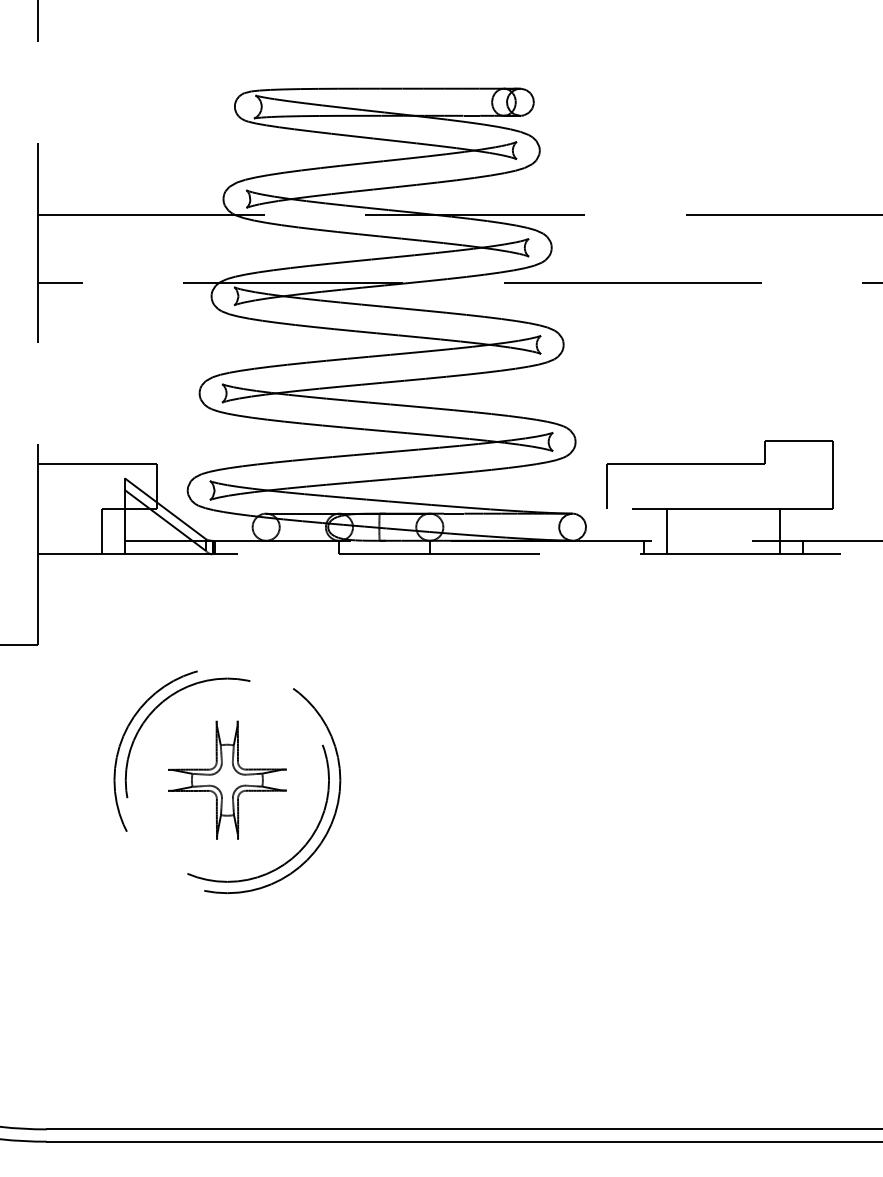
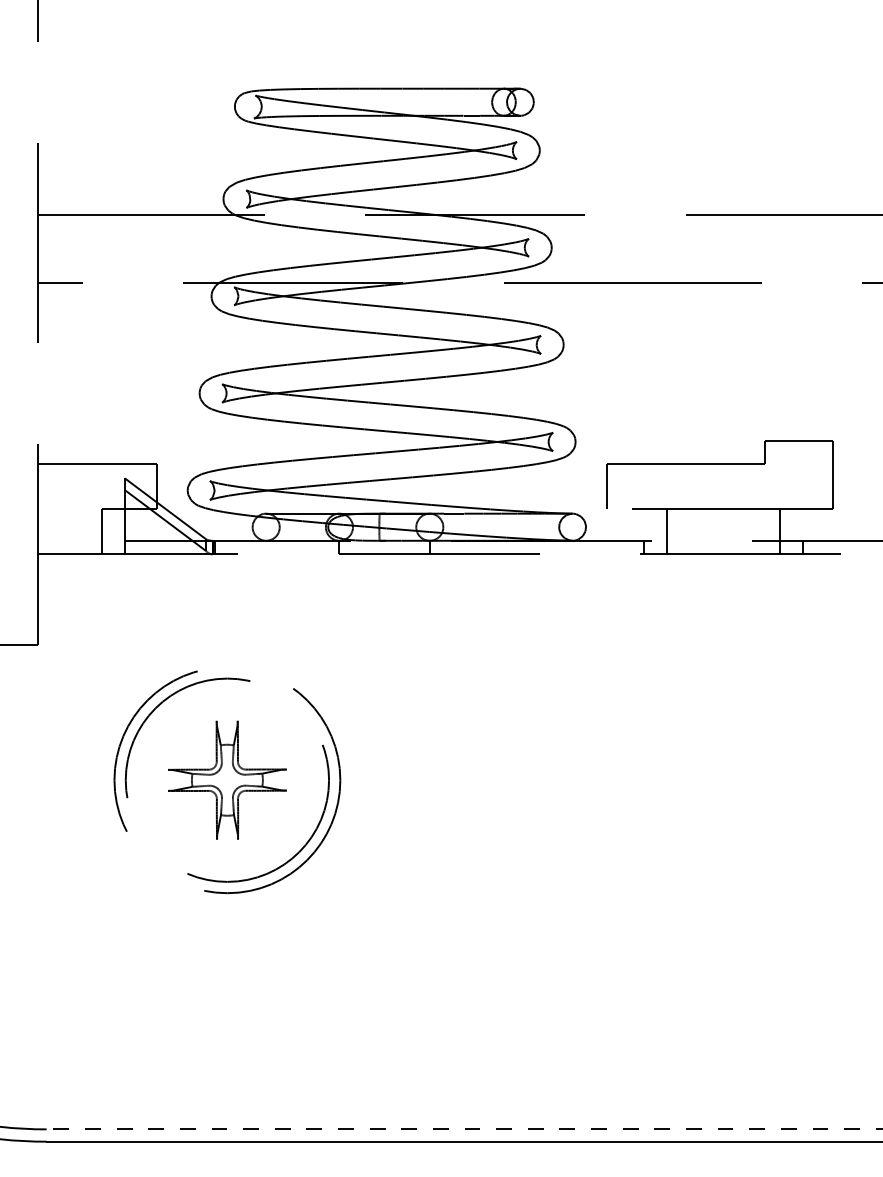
line: solid -> dashed (464, 1129)
